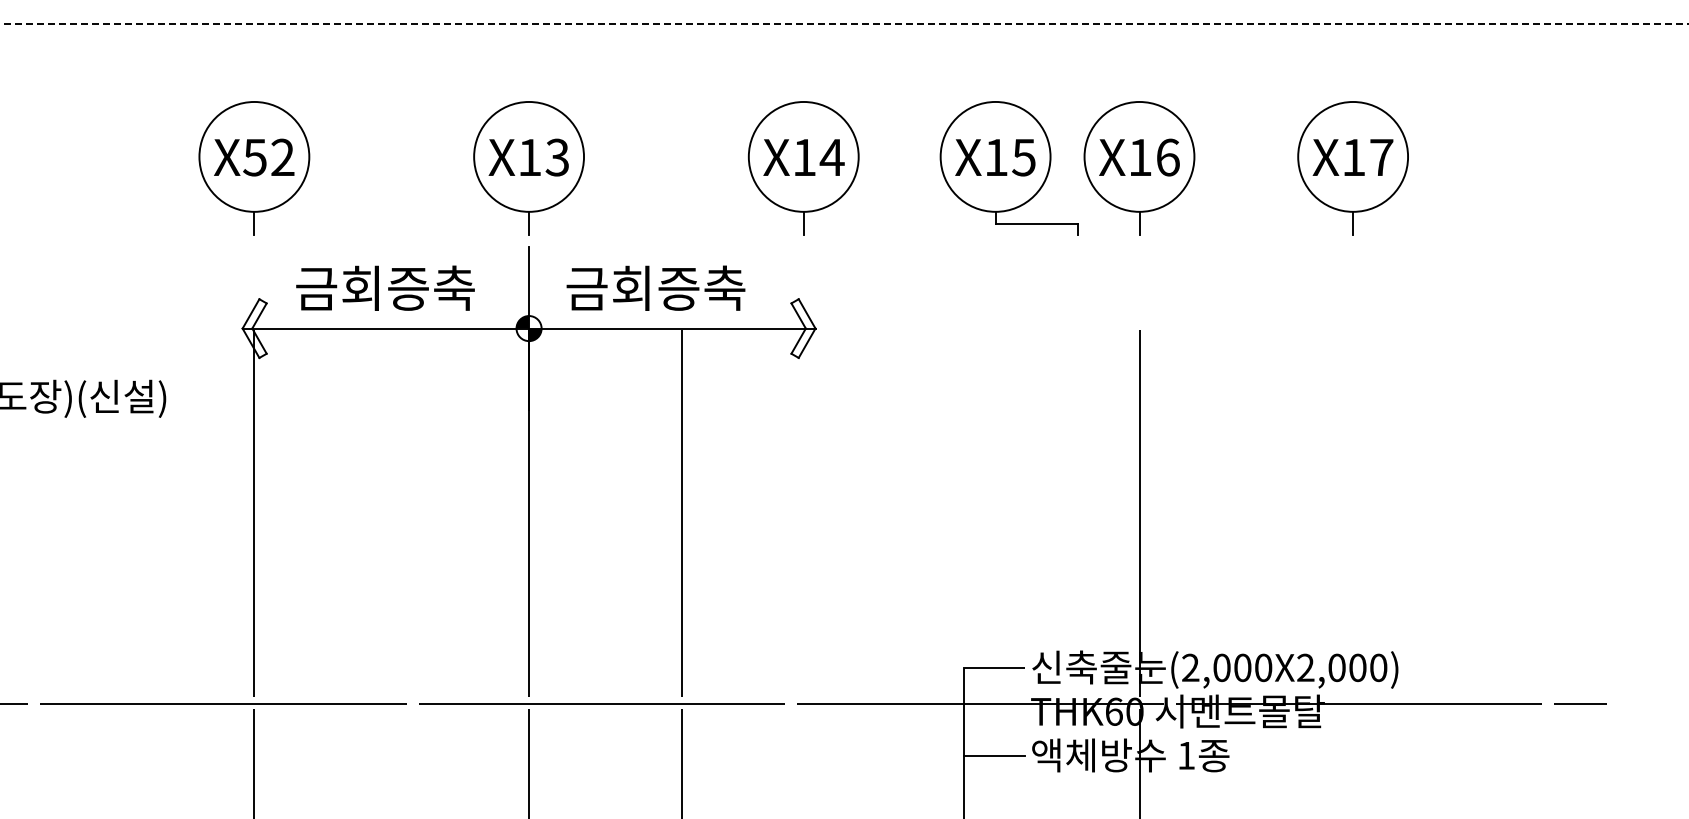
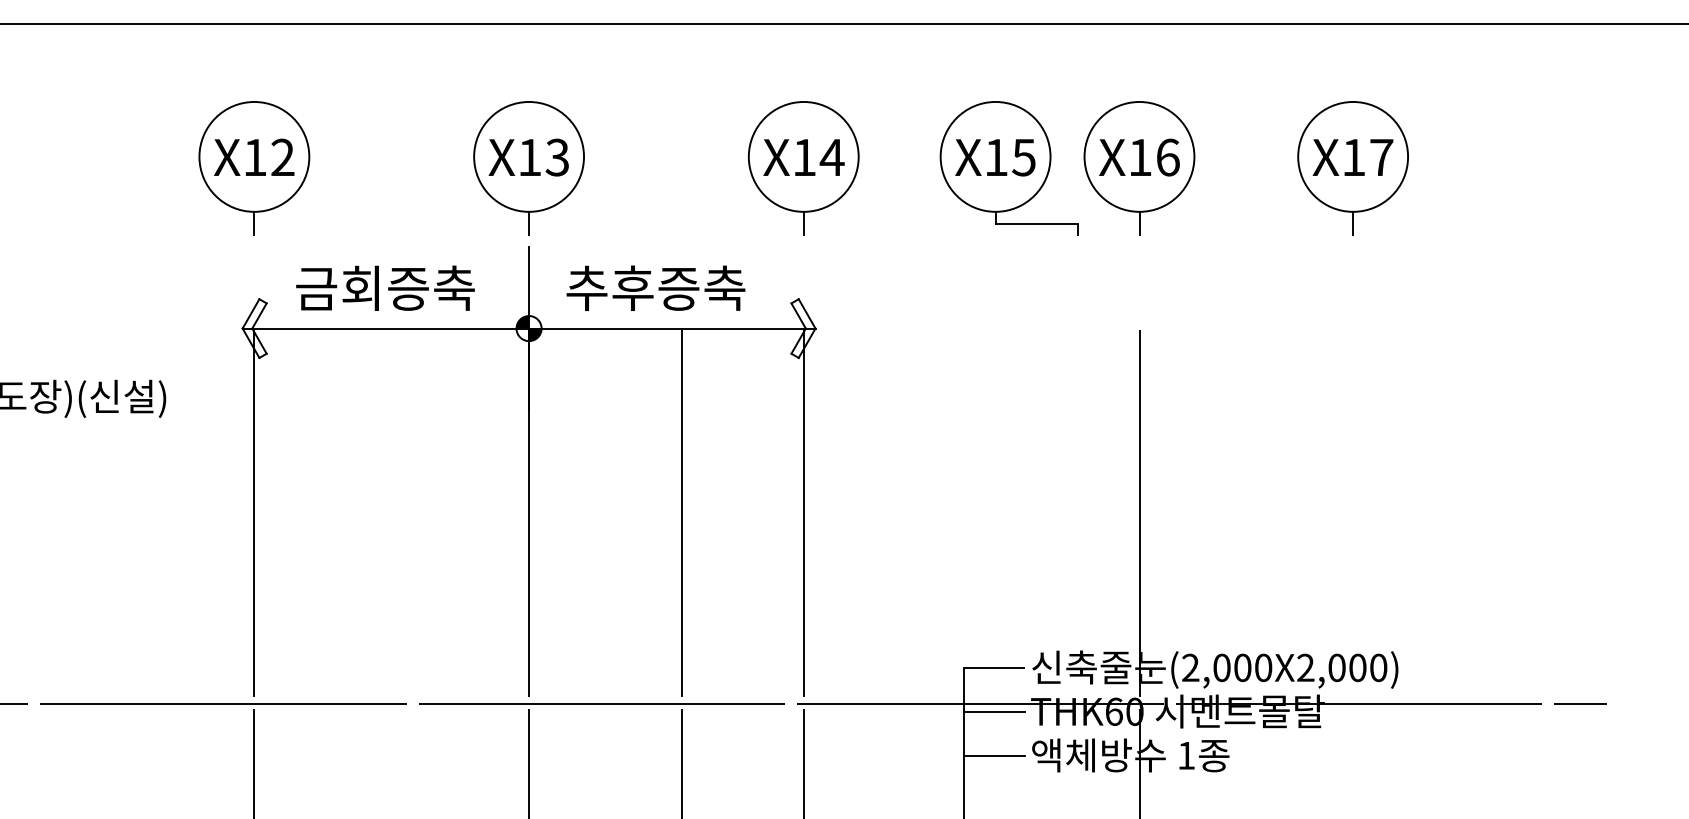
line: dashed -> solid (844, 24)
text: X52 -> X12 (254, 157)
text: 금회증축 -> 추후증축 (609, 287)
line: none -> present (803, 572)
line: none -> present (993, 711)
